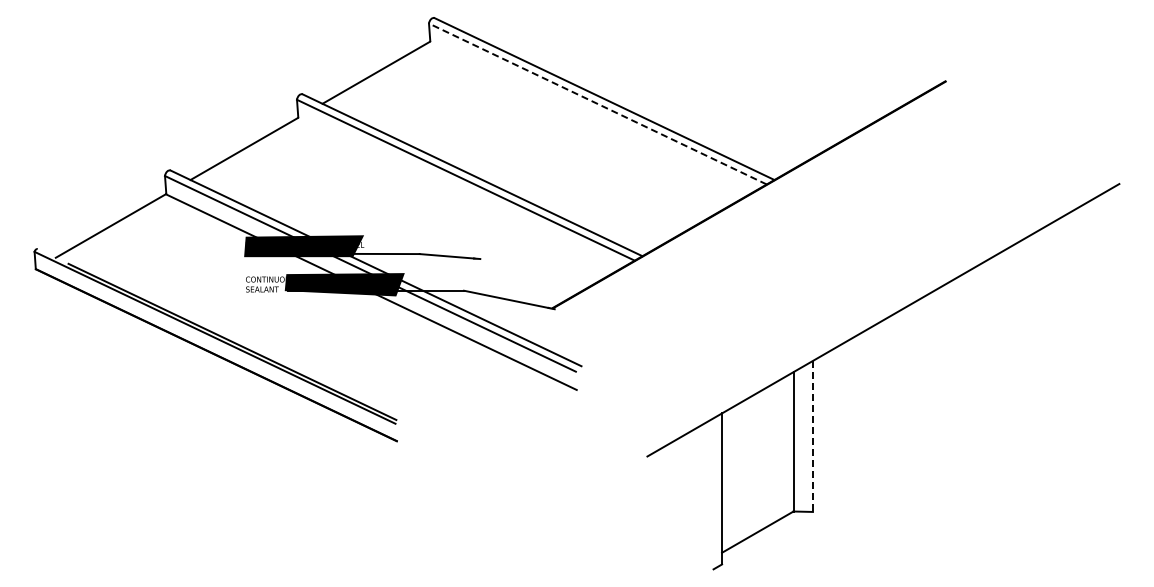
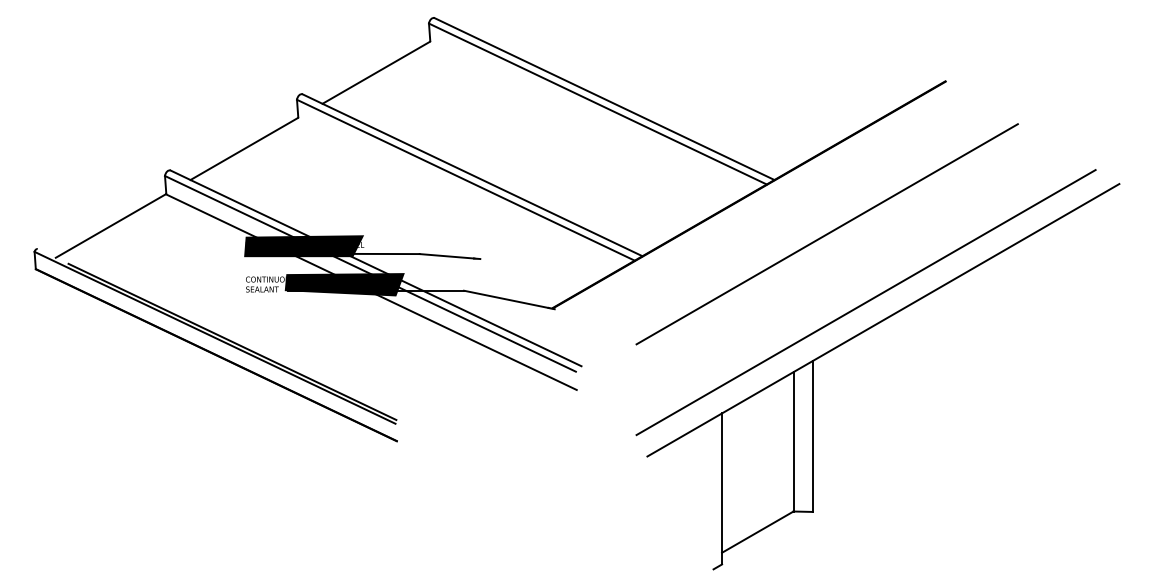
line: dashed -> solid (597, 103)
line: none -> present (826, 234)
line: none -> present (865, 302)
line: dashed -> solid (812, 436)
